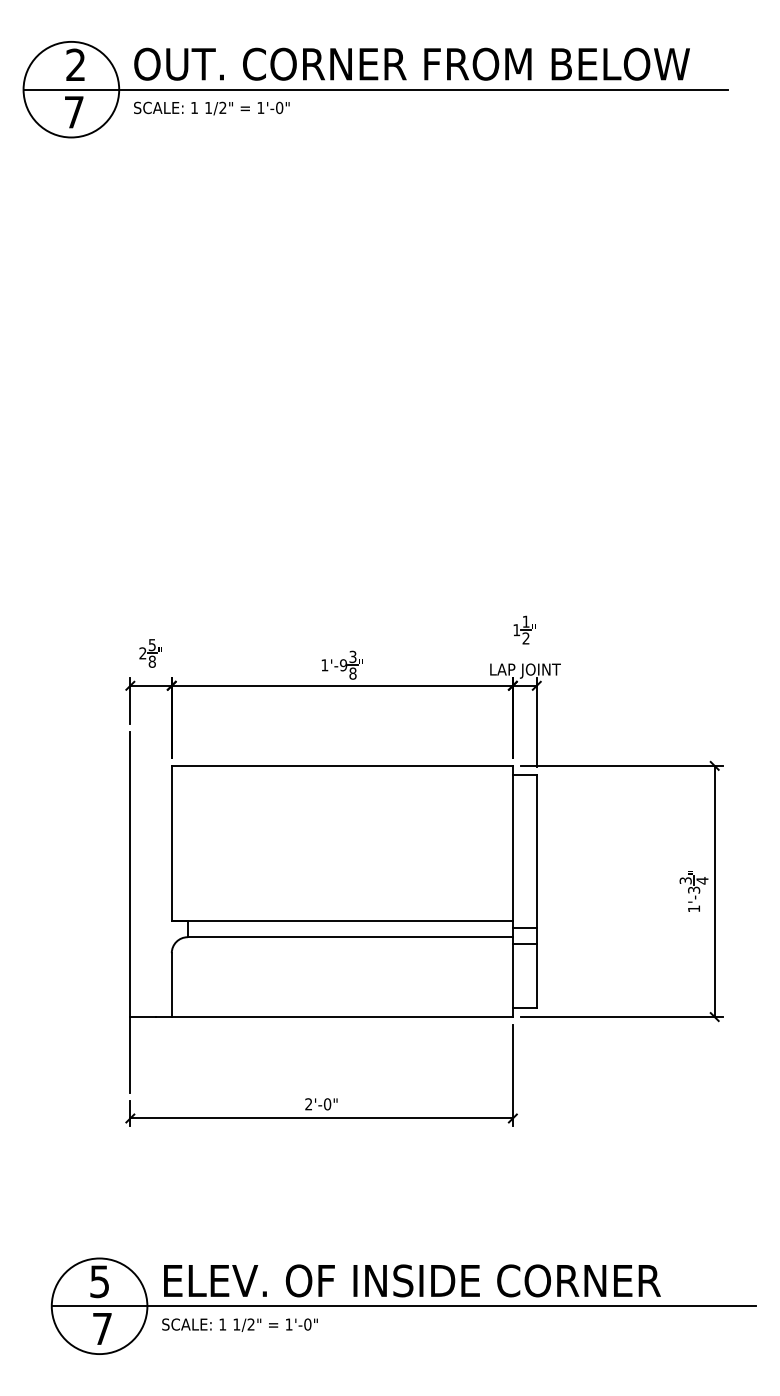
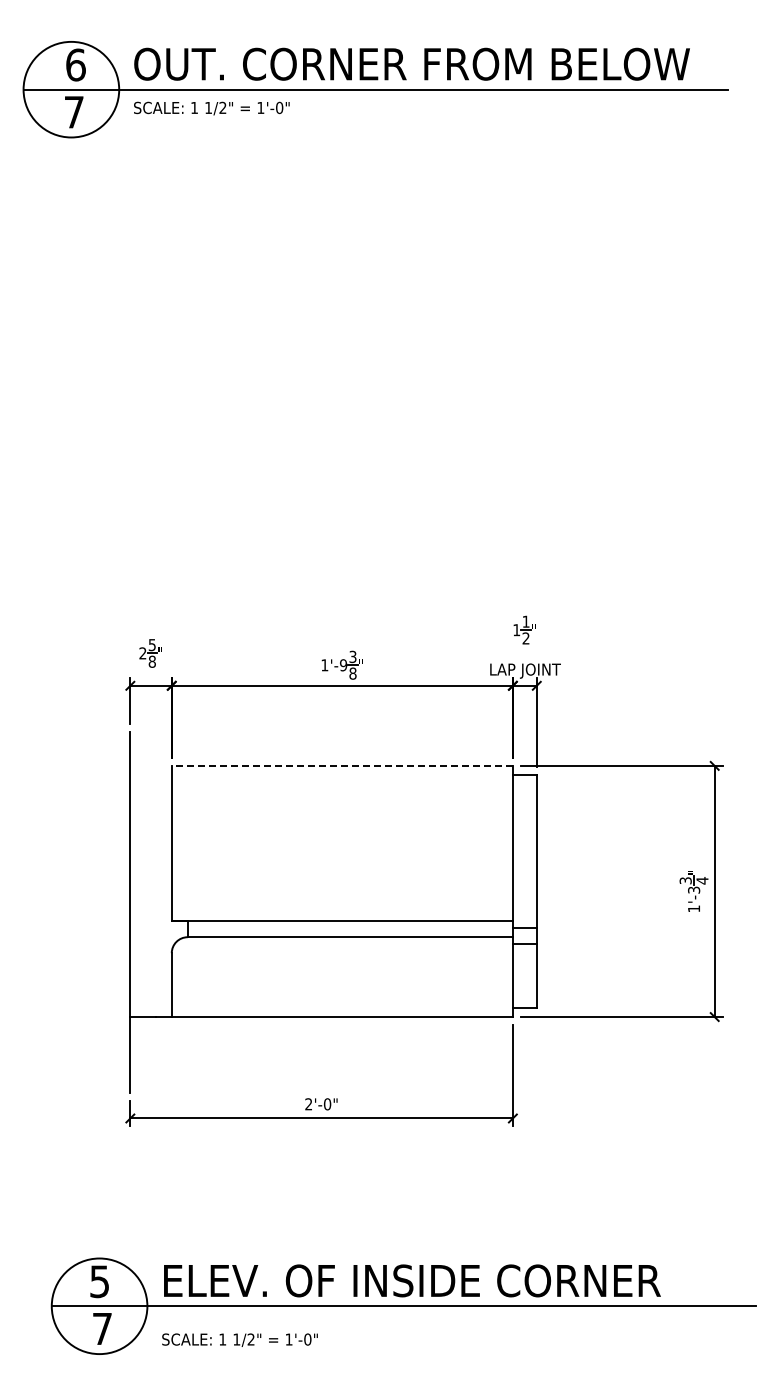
text: 2 -> 6 (75, 64)
line: solid -> dashed (342, 765)
text position: (239, 1324) -> (239, 1339) (239, 1339)
